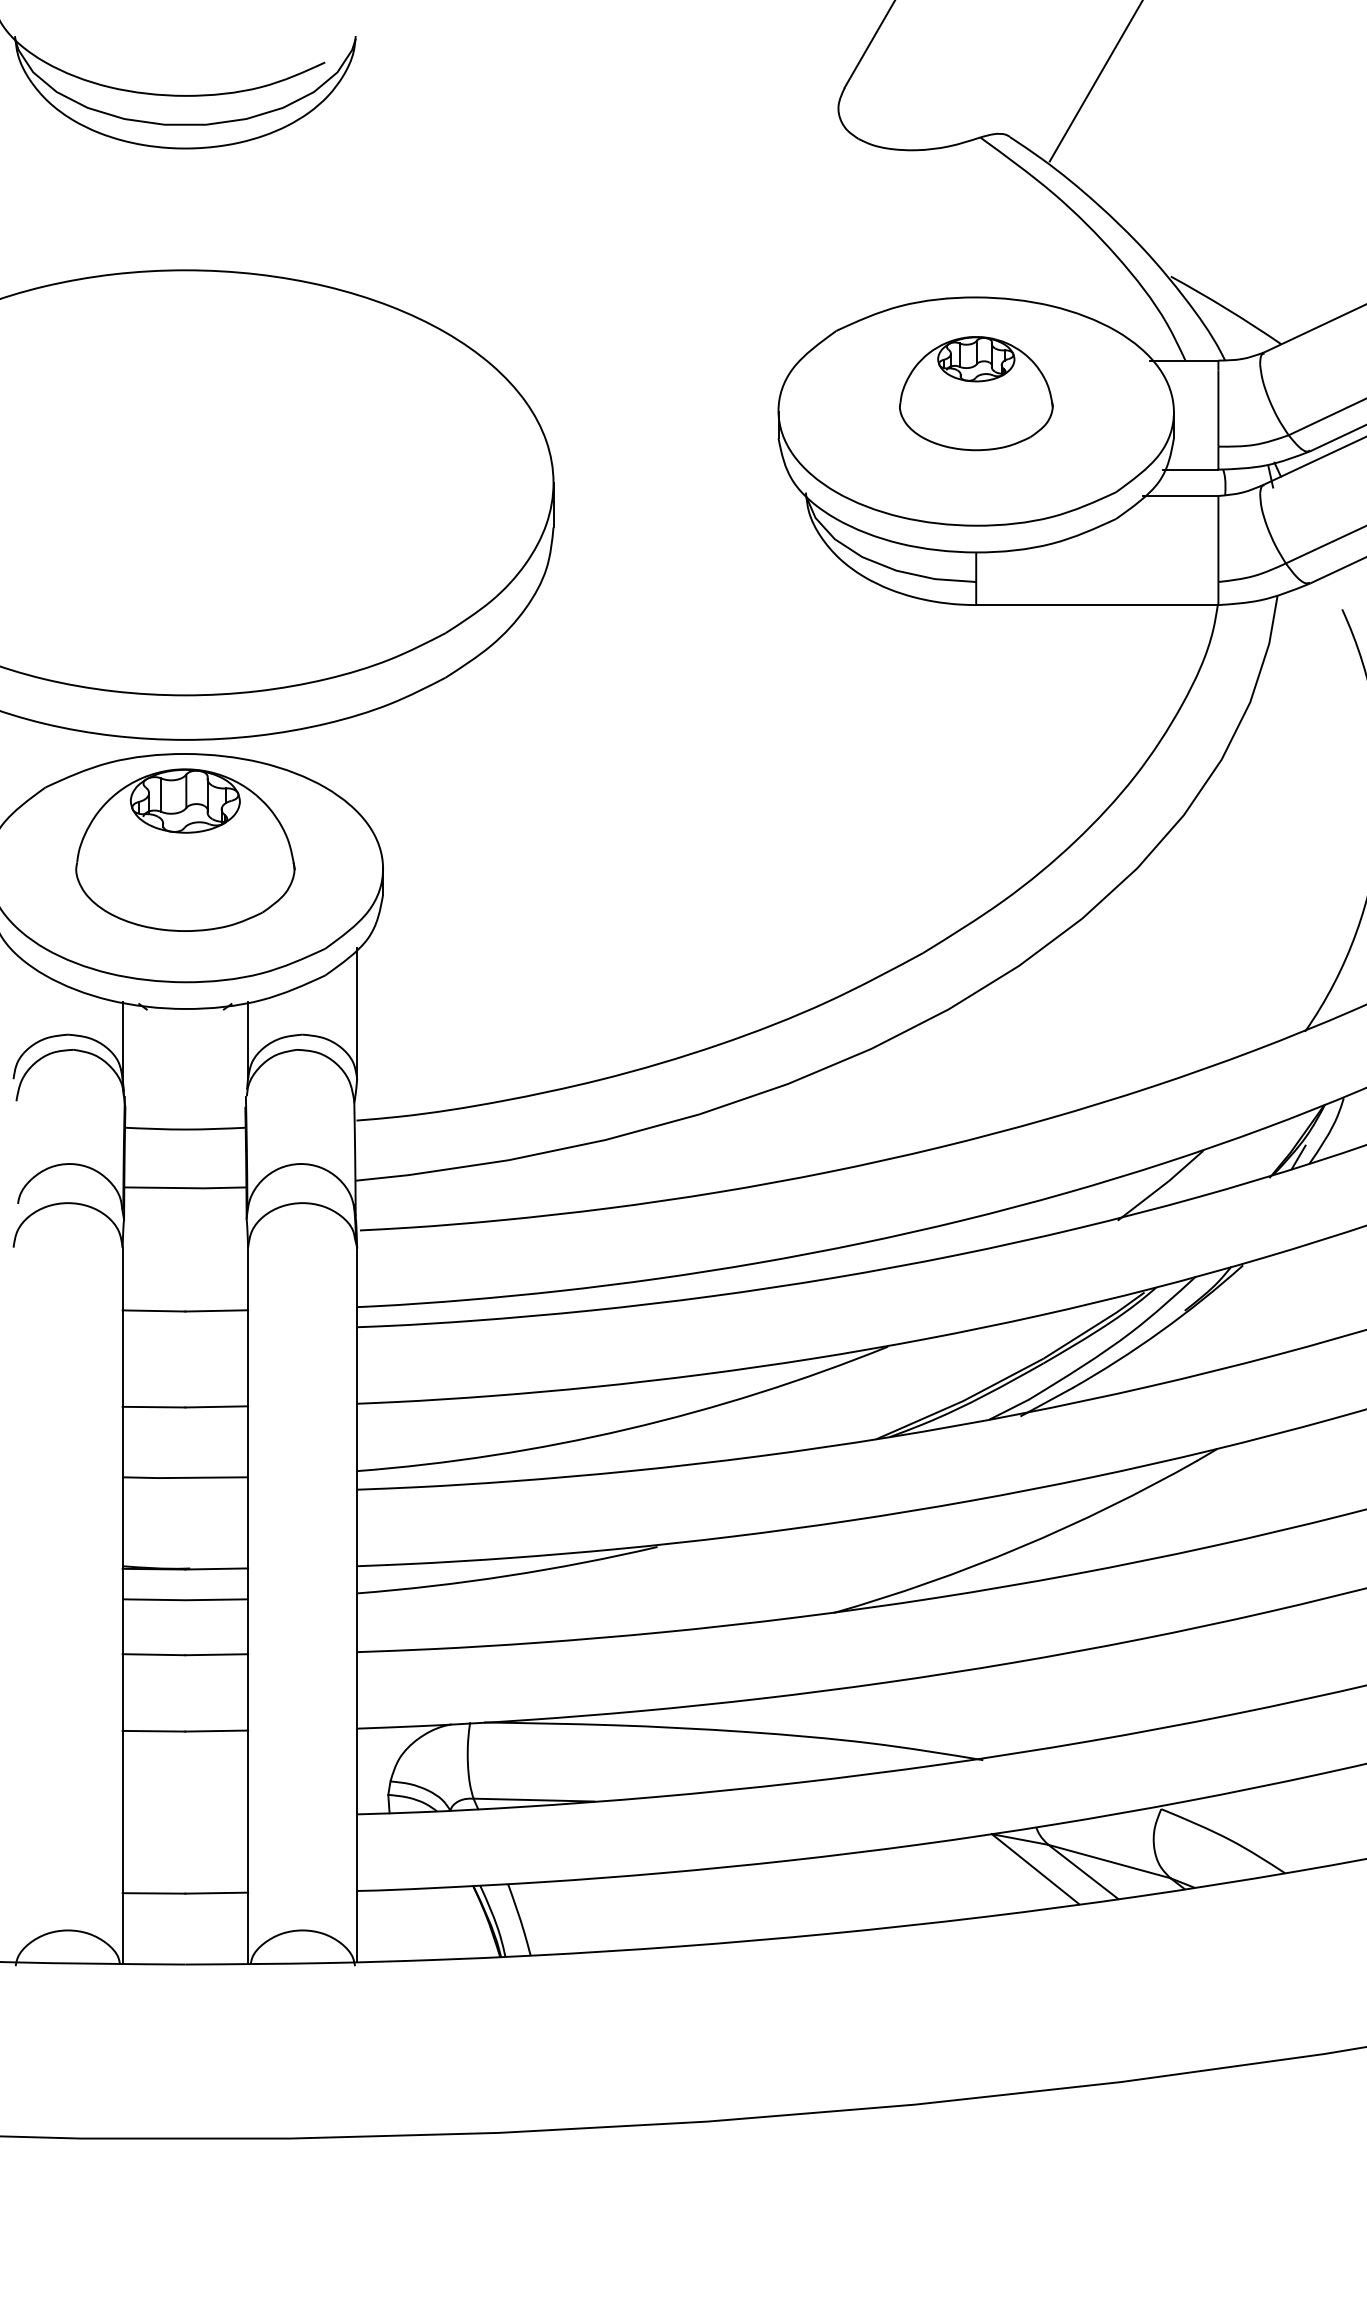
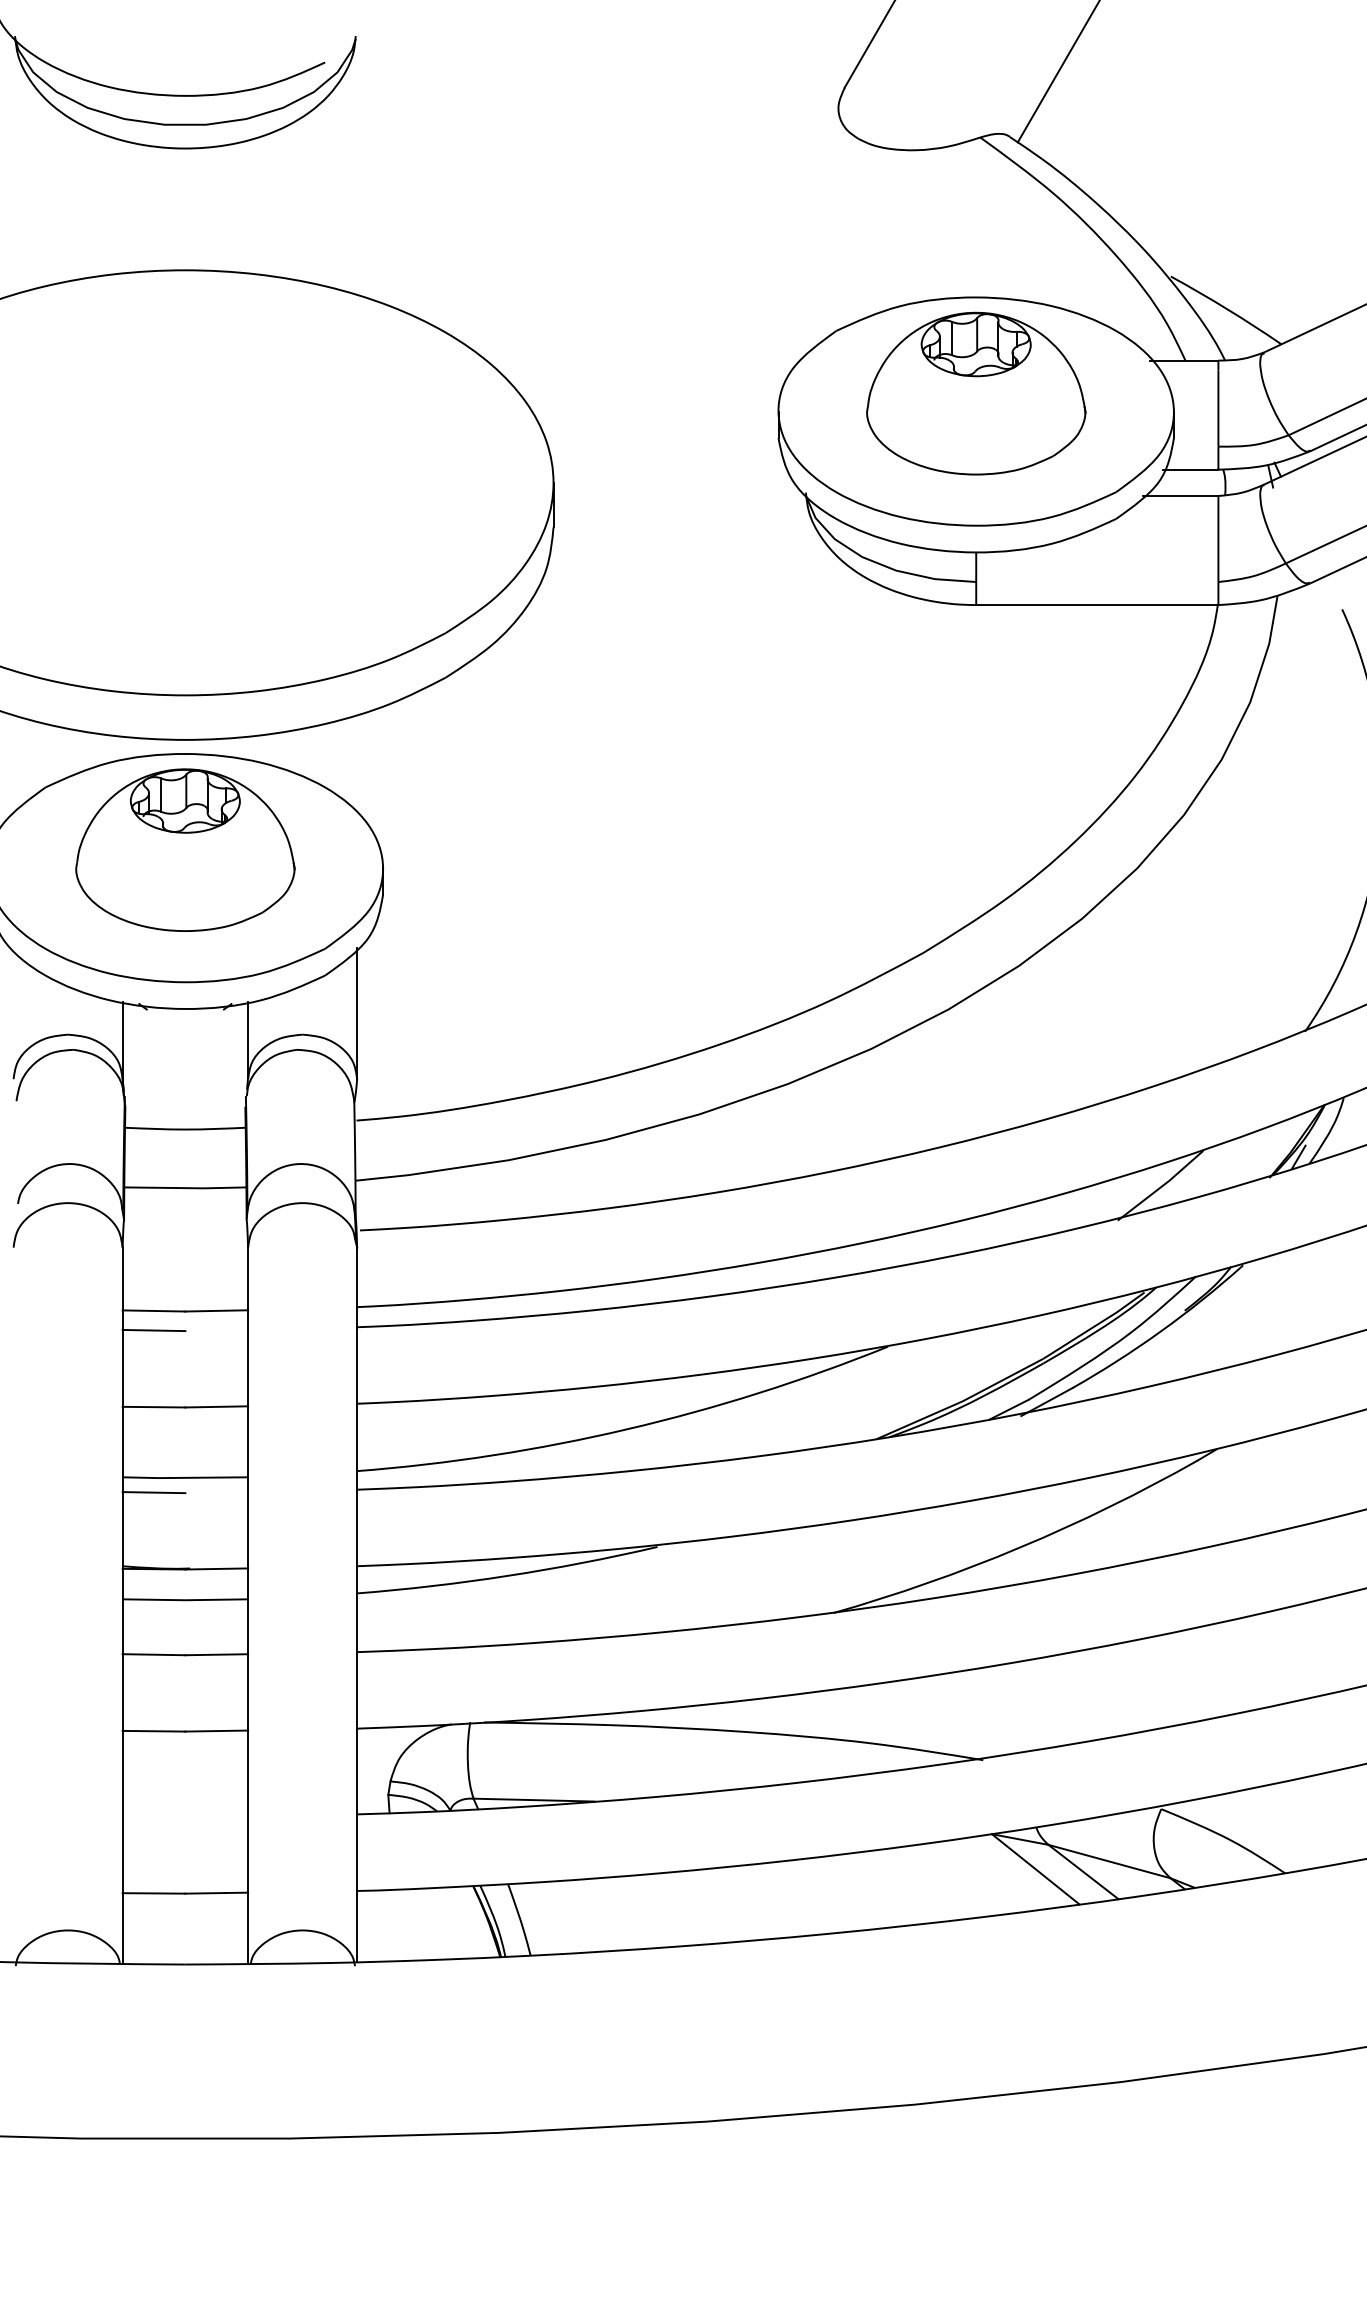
line position: (1095, 81) -> (1057, 72) (1057, 72)
part size: 155x116 px -> 221x165 px (976, 393)
line: none -> present (153, 1330)
line: none -> present (153, 1492)
